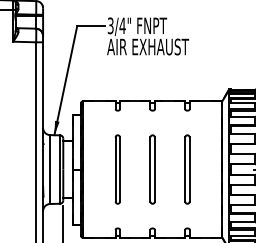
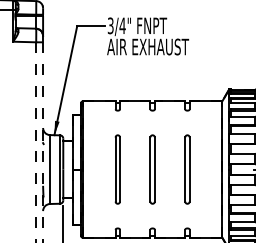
line: solid -> dashed (36, 143)
line: solid -> dashed (43, 143)
